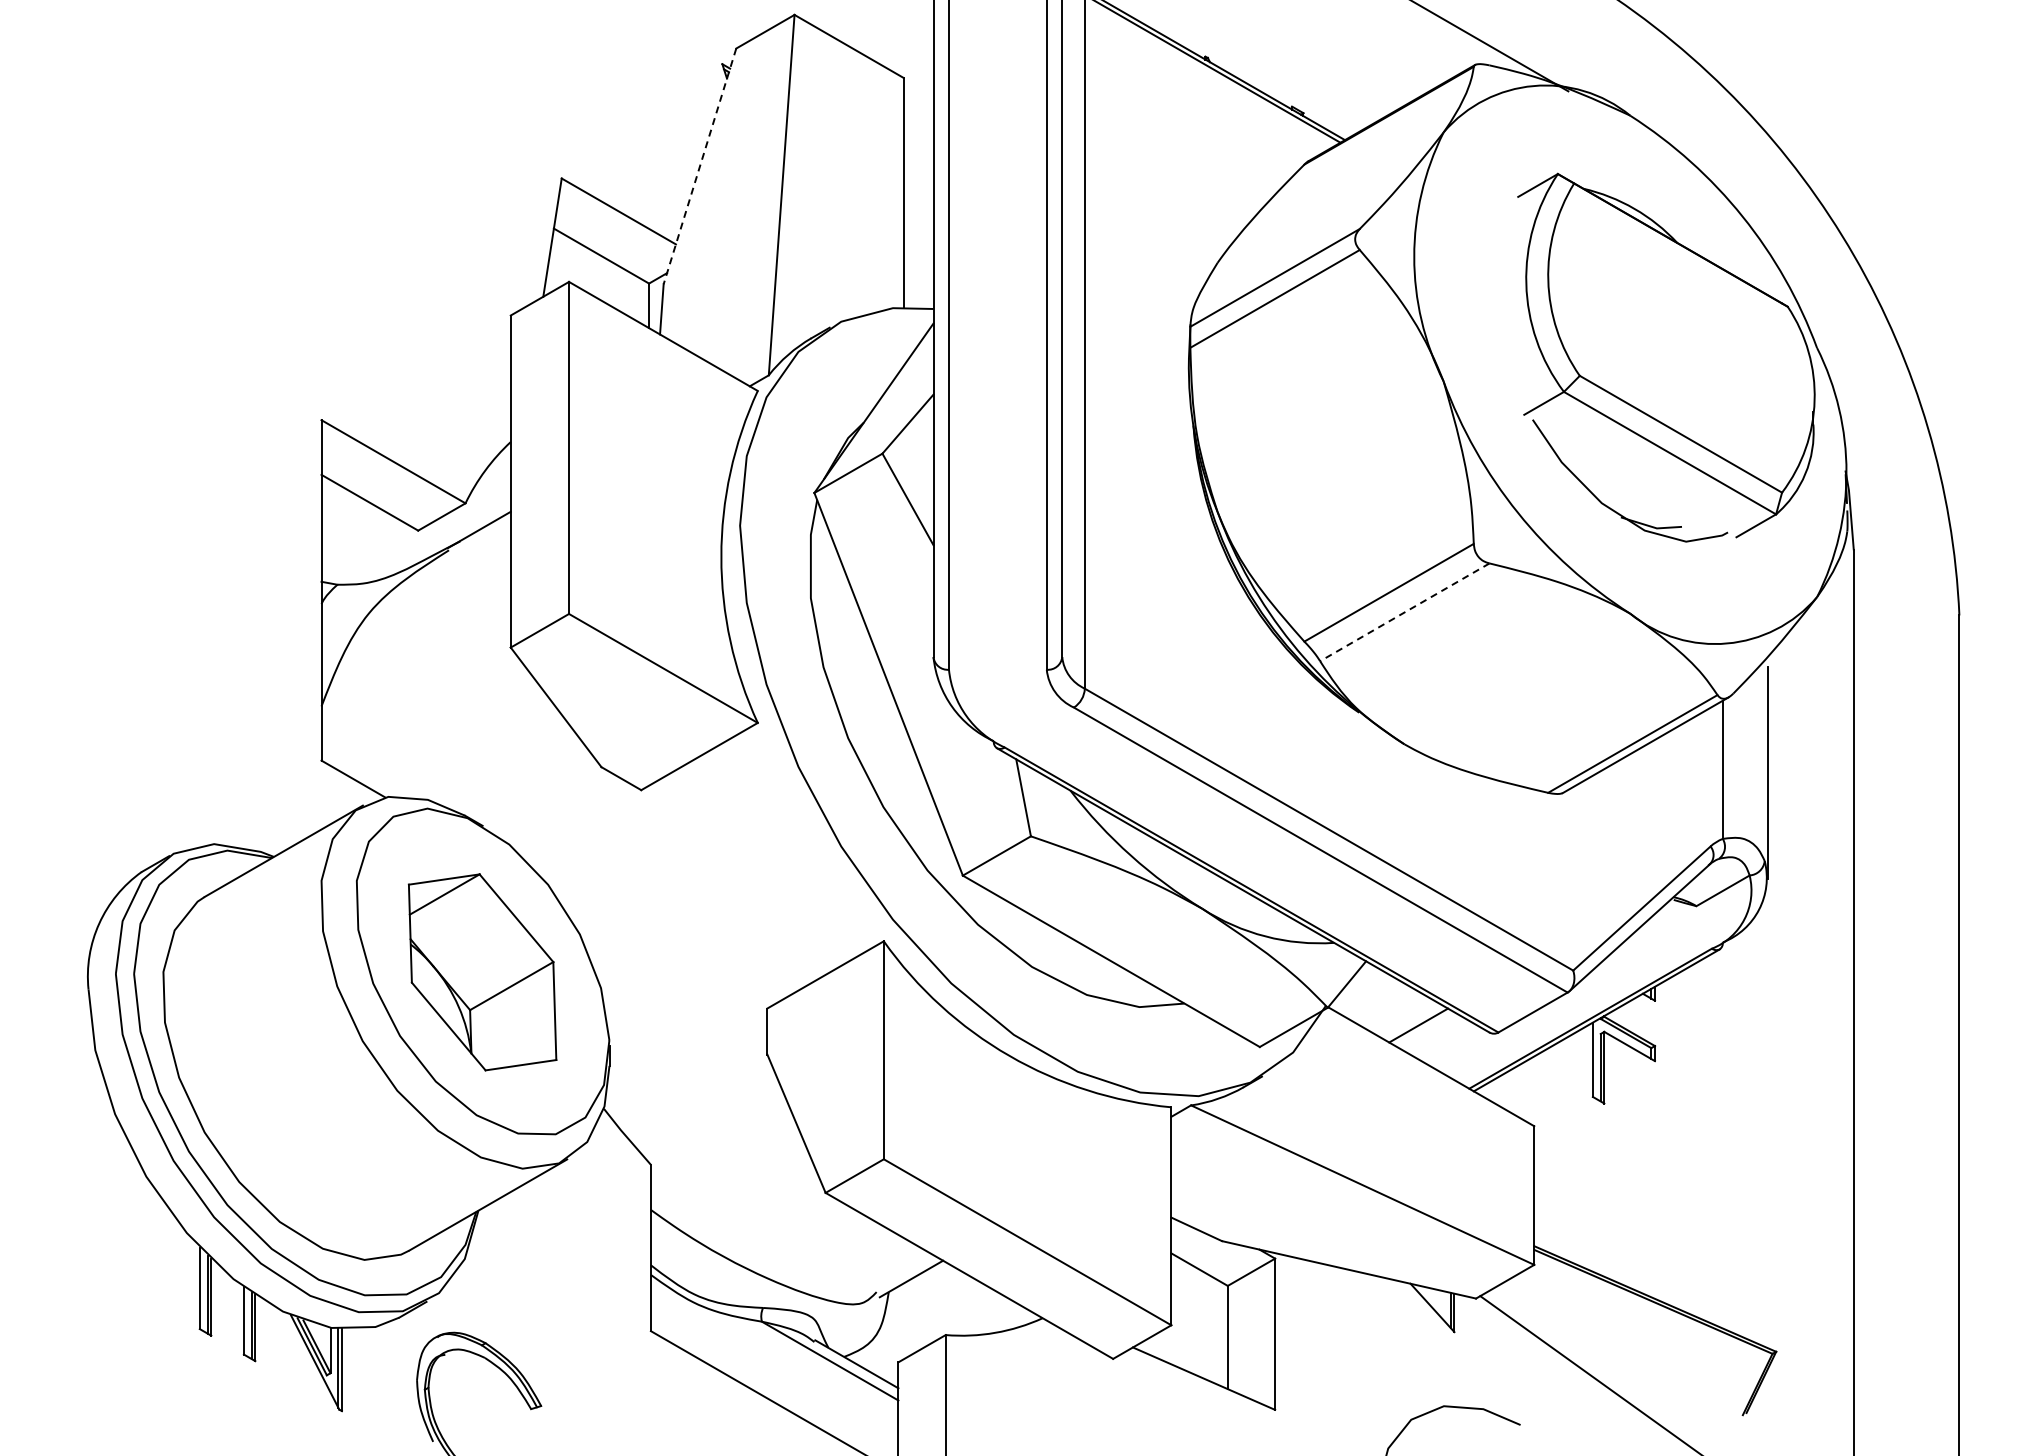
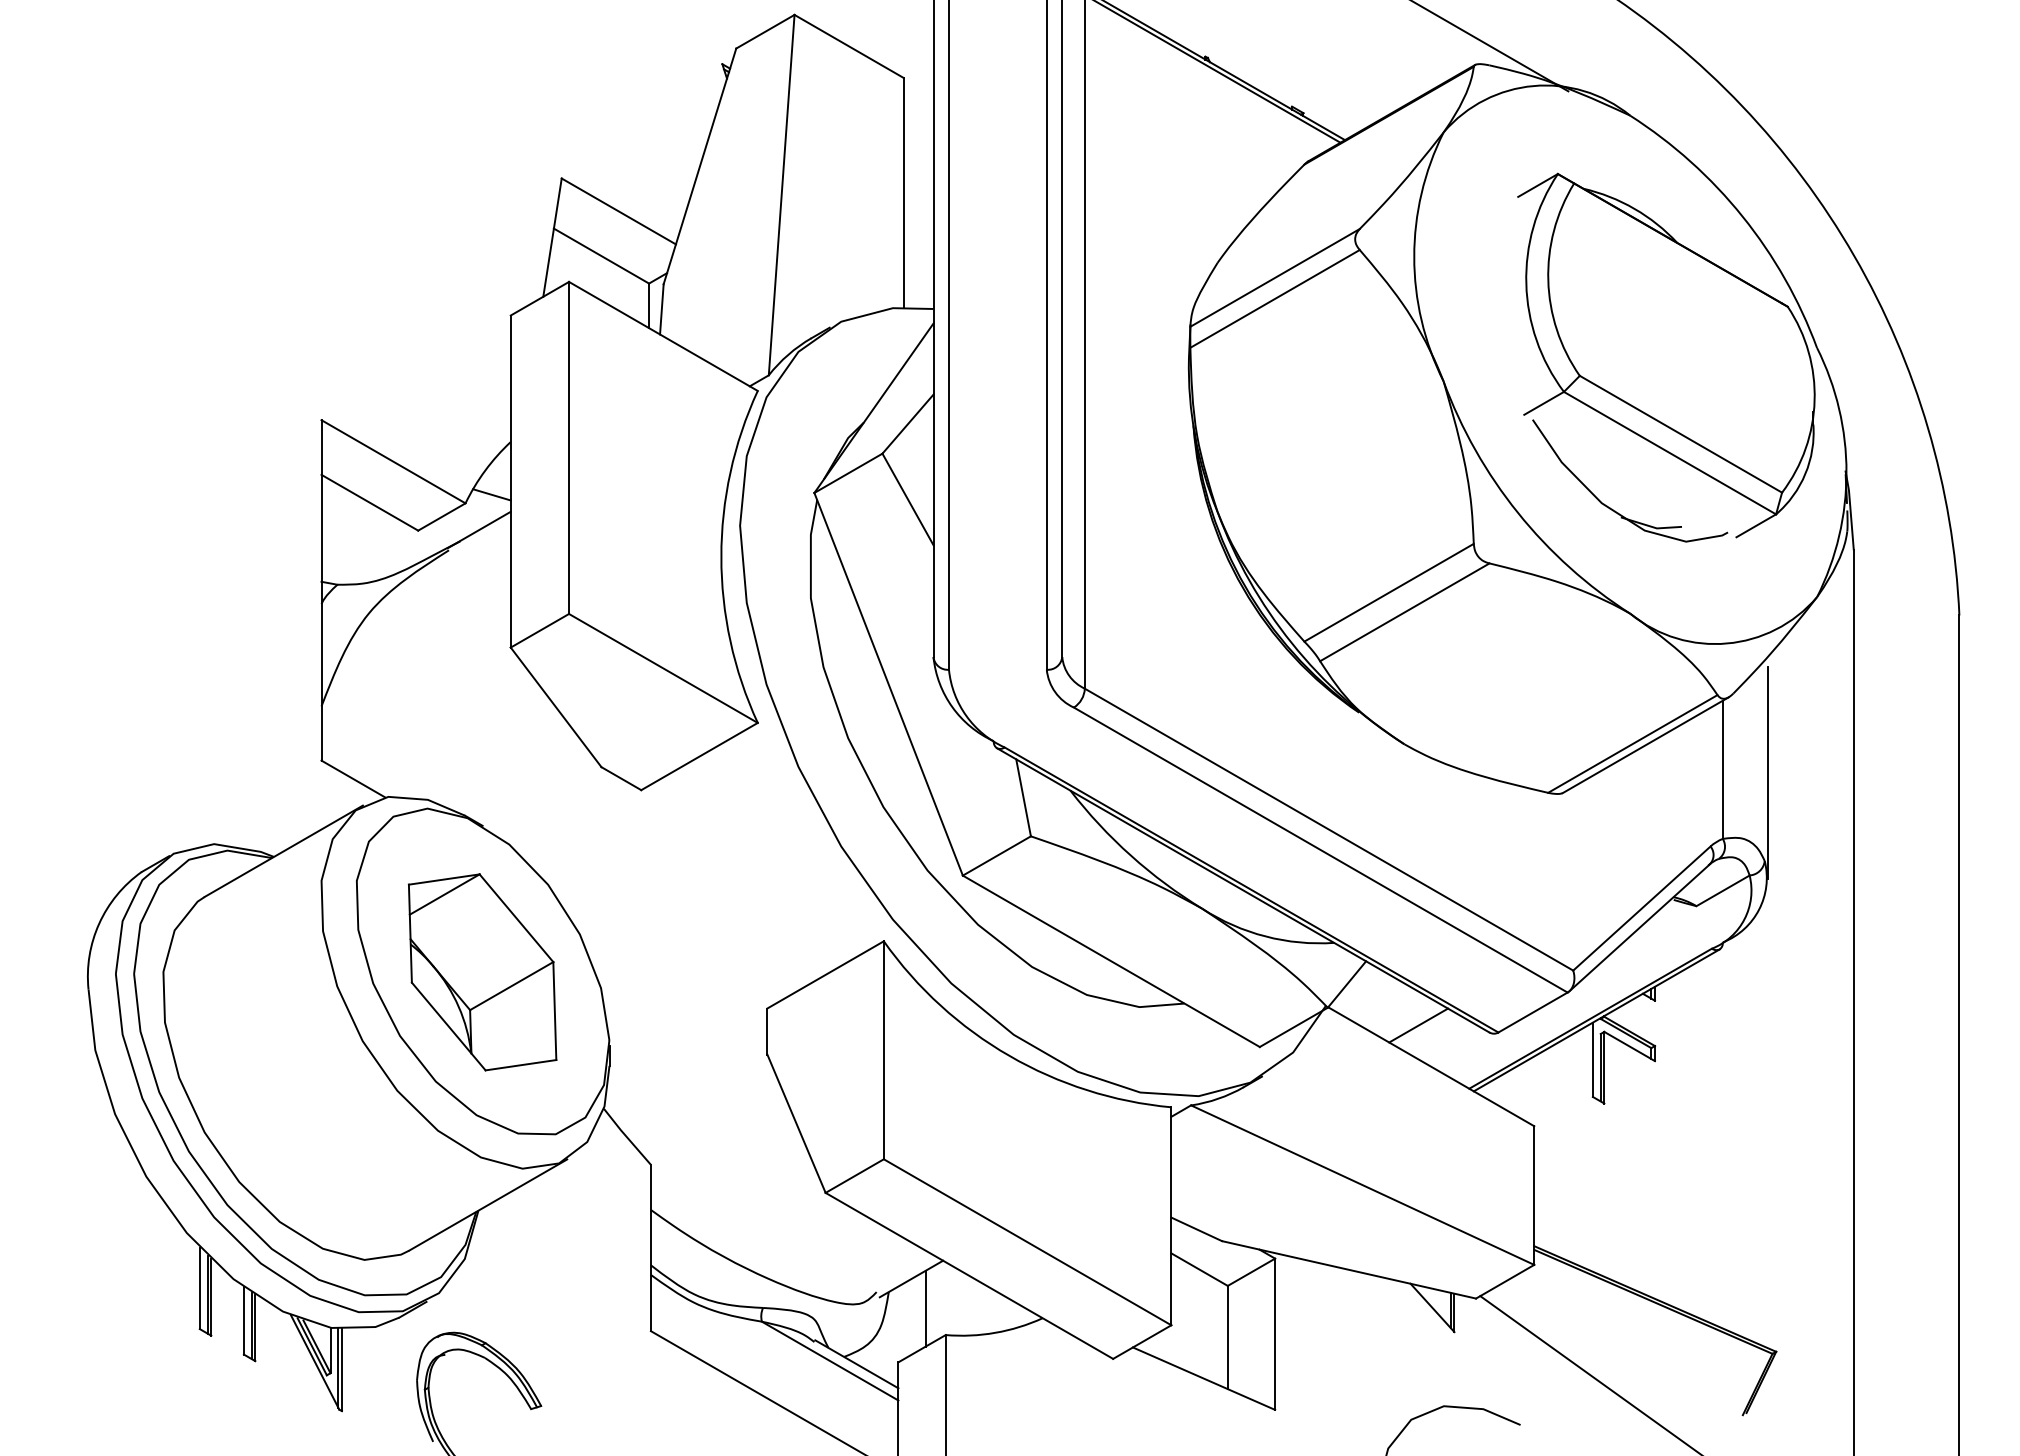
line: dashed -> solid (699, 166)
line: none -> present (491, 494)
line: dashed -> solid (1404, 612)
line: none -> present (925, 1308)
